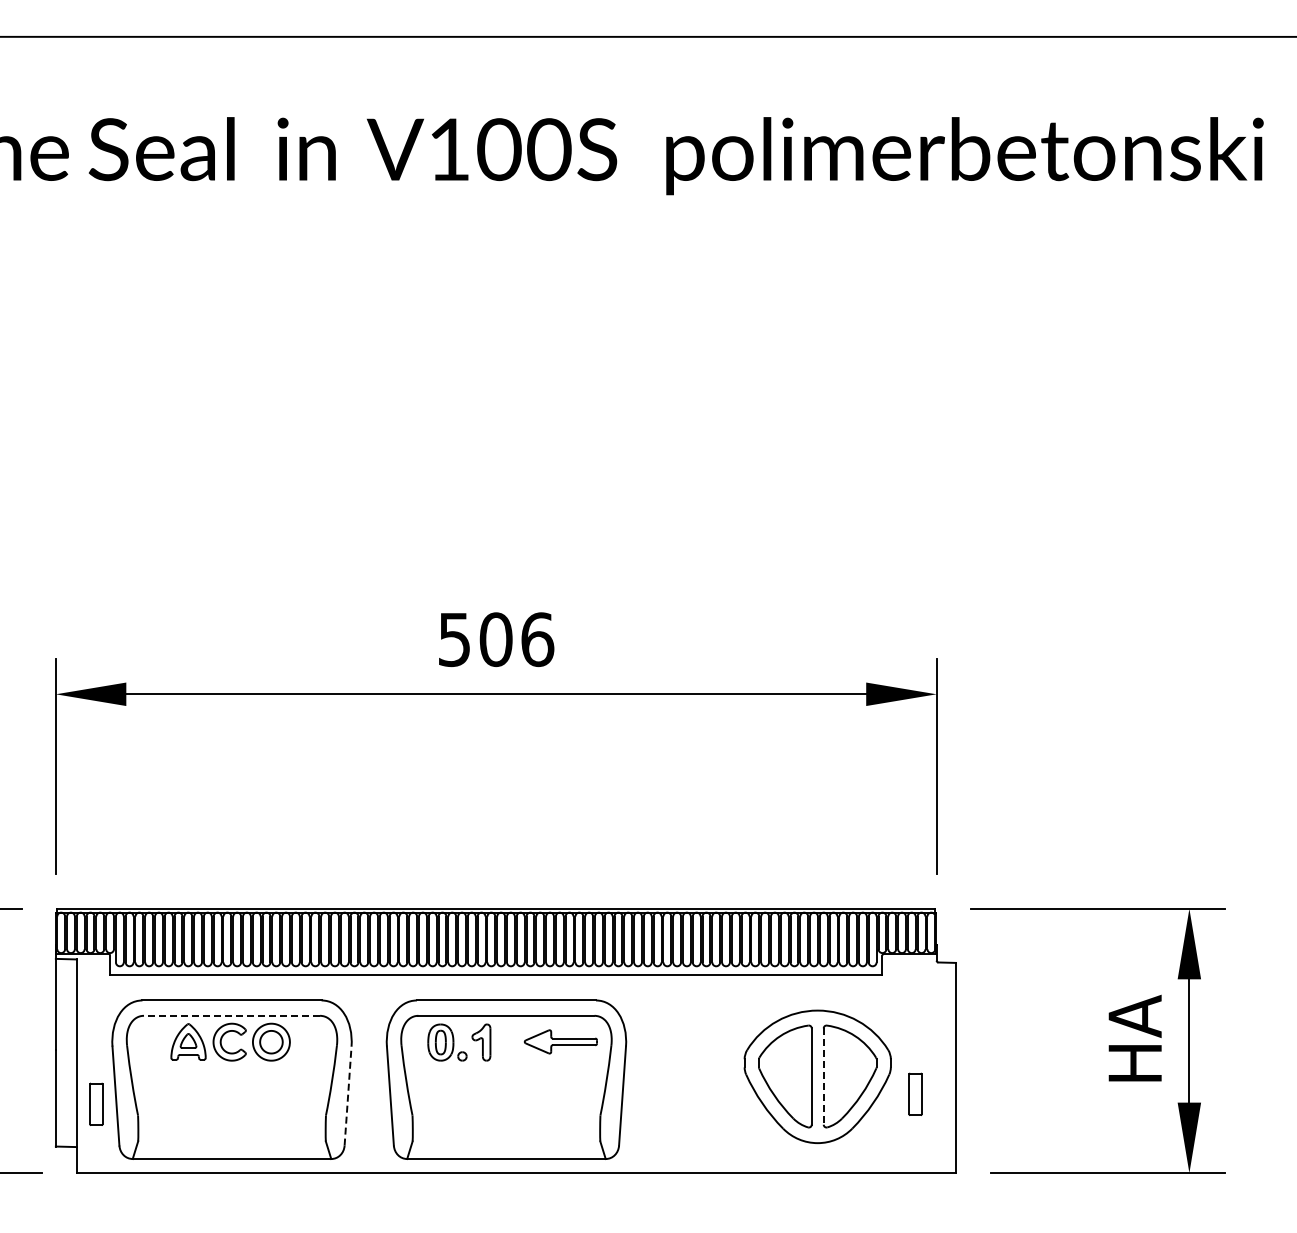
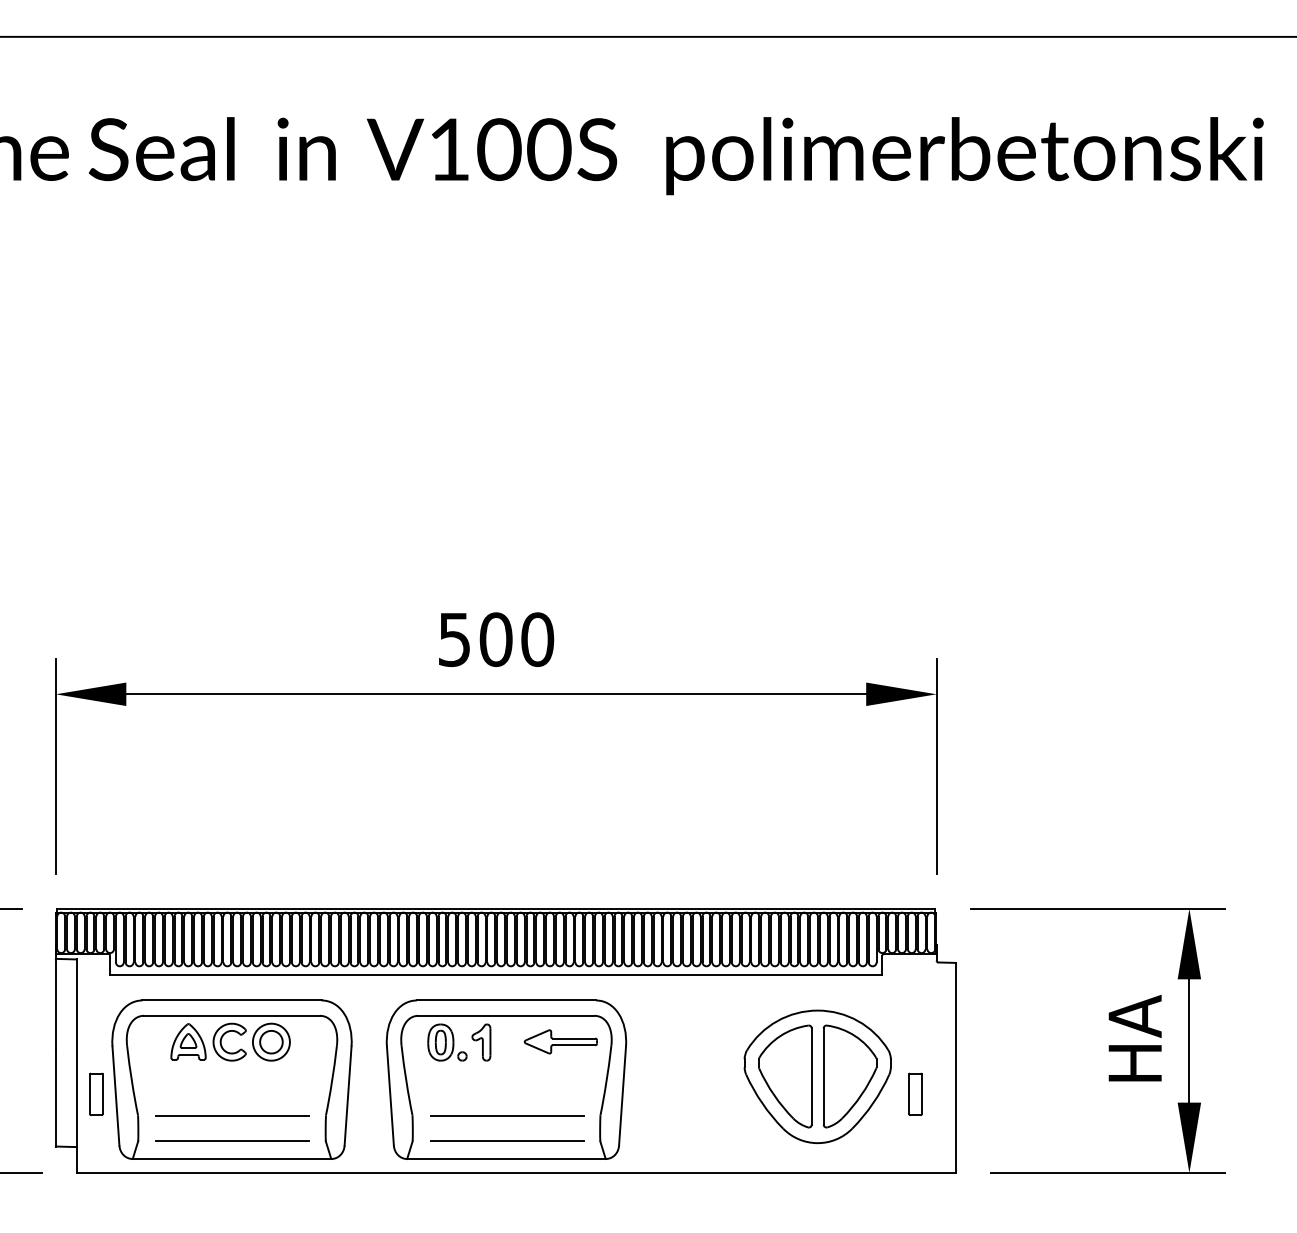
text: 506 -> 500 (537, 639)
line: dashed -> solid (231, 1015)
line: dashed -> solid (823, 1077)
line: dashed -> solid (348, 1096)
part position: (96, 1103) -> (96, 1093) (96, 1093)
line: none -> present (232, 1115)
line: none -> present (506, 1115)
line: none -> present (232, 1141)
line: none -> present (506, 1141)
